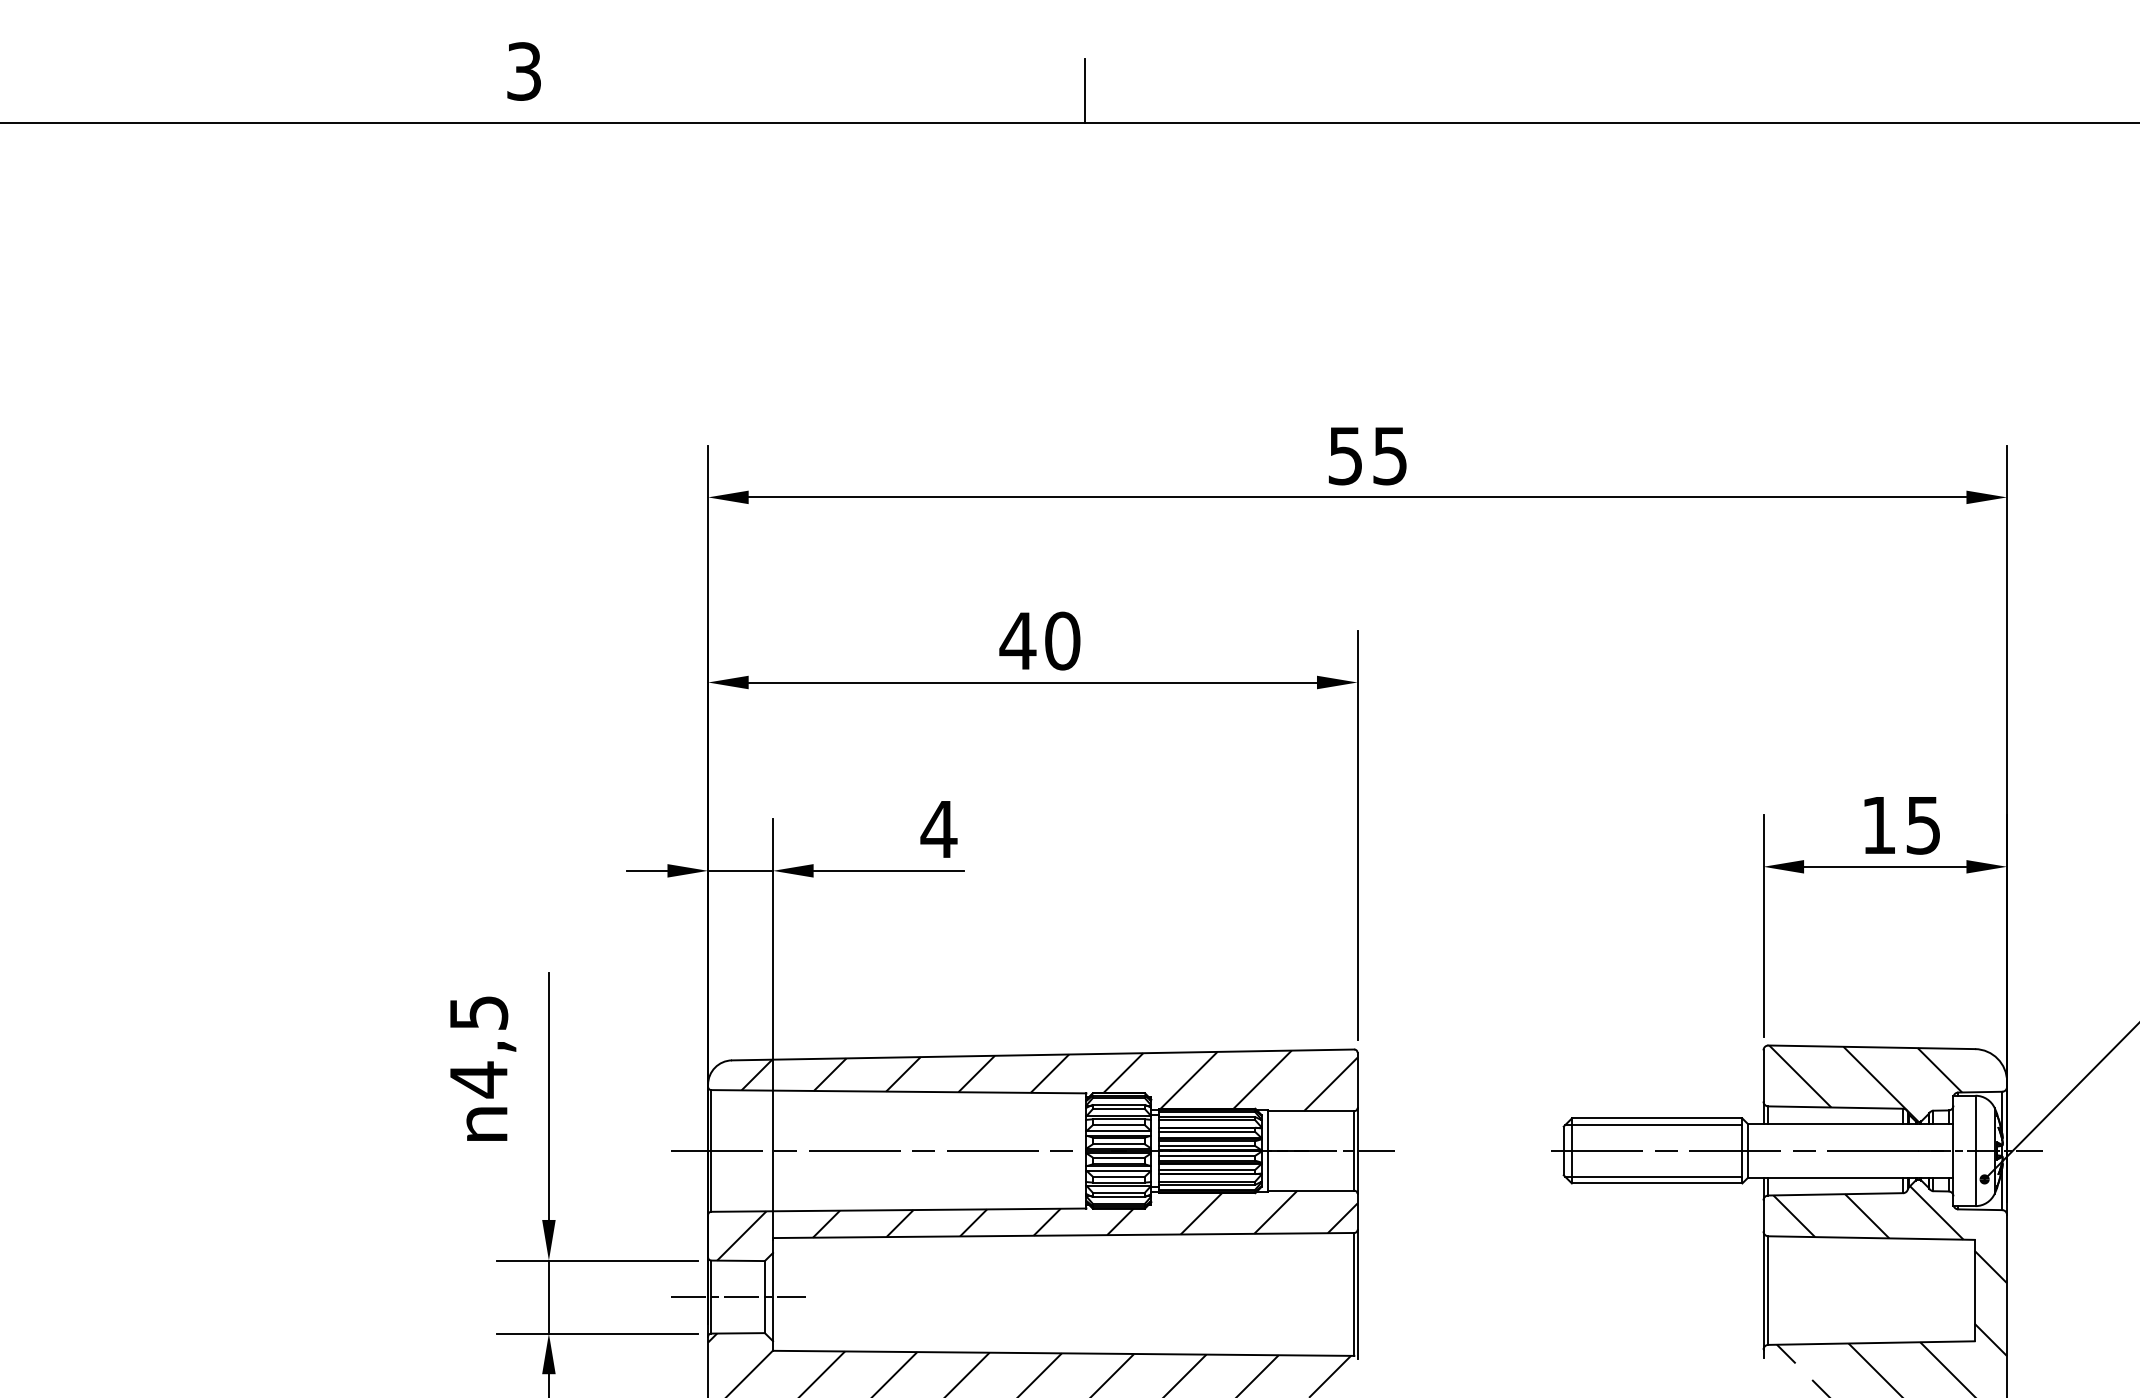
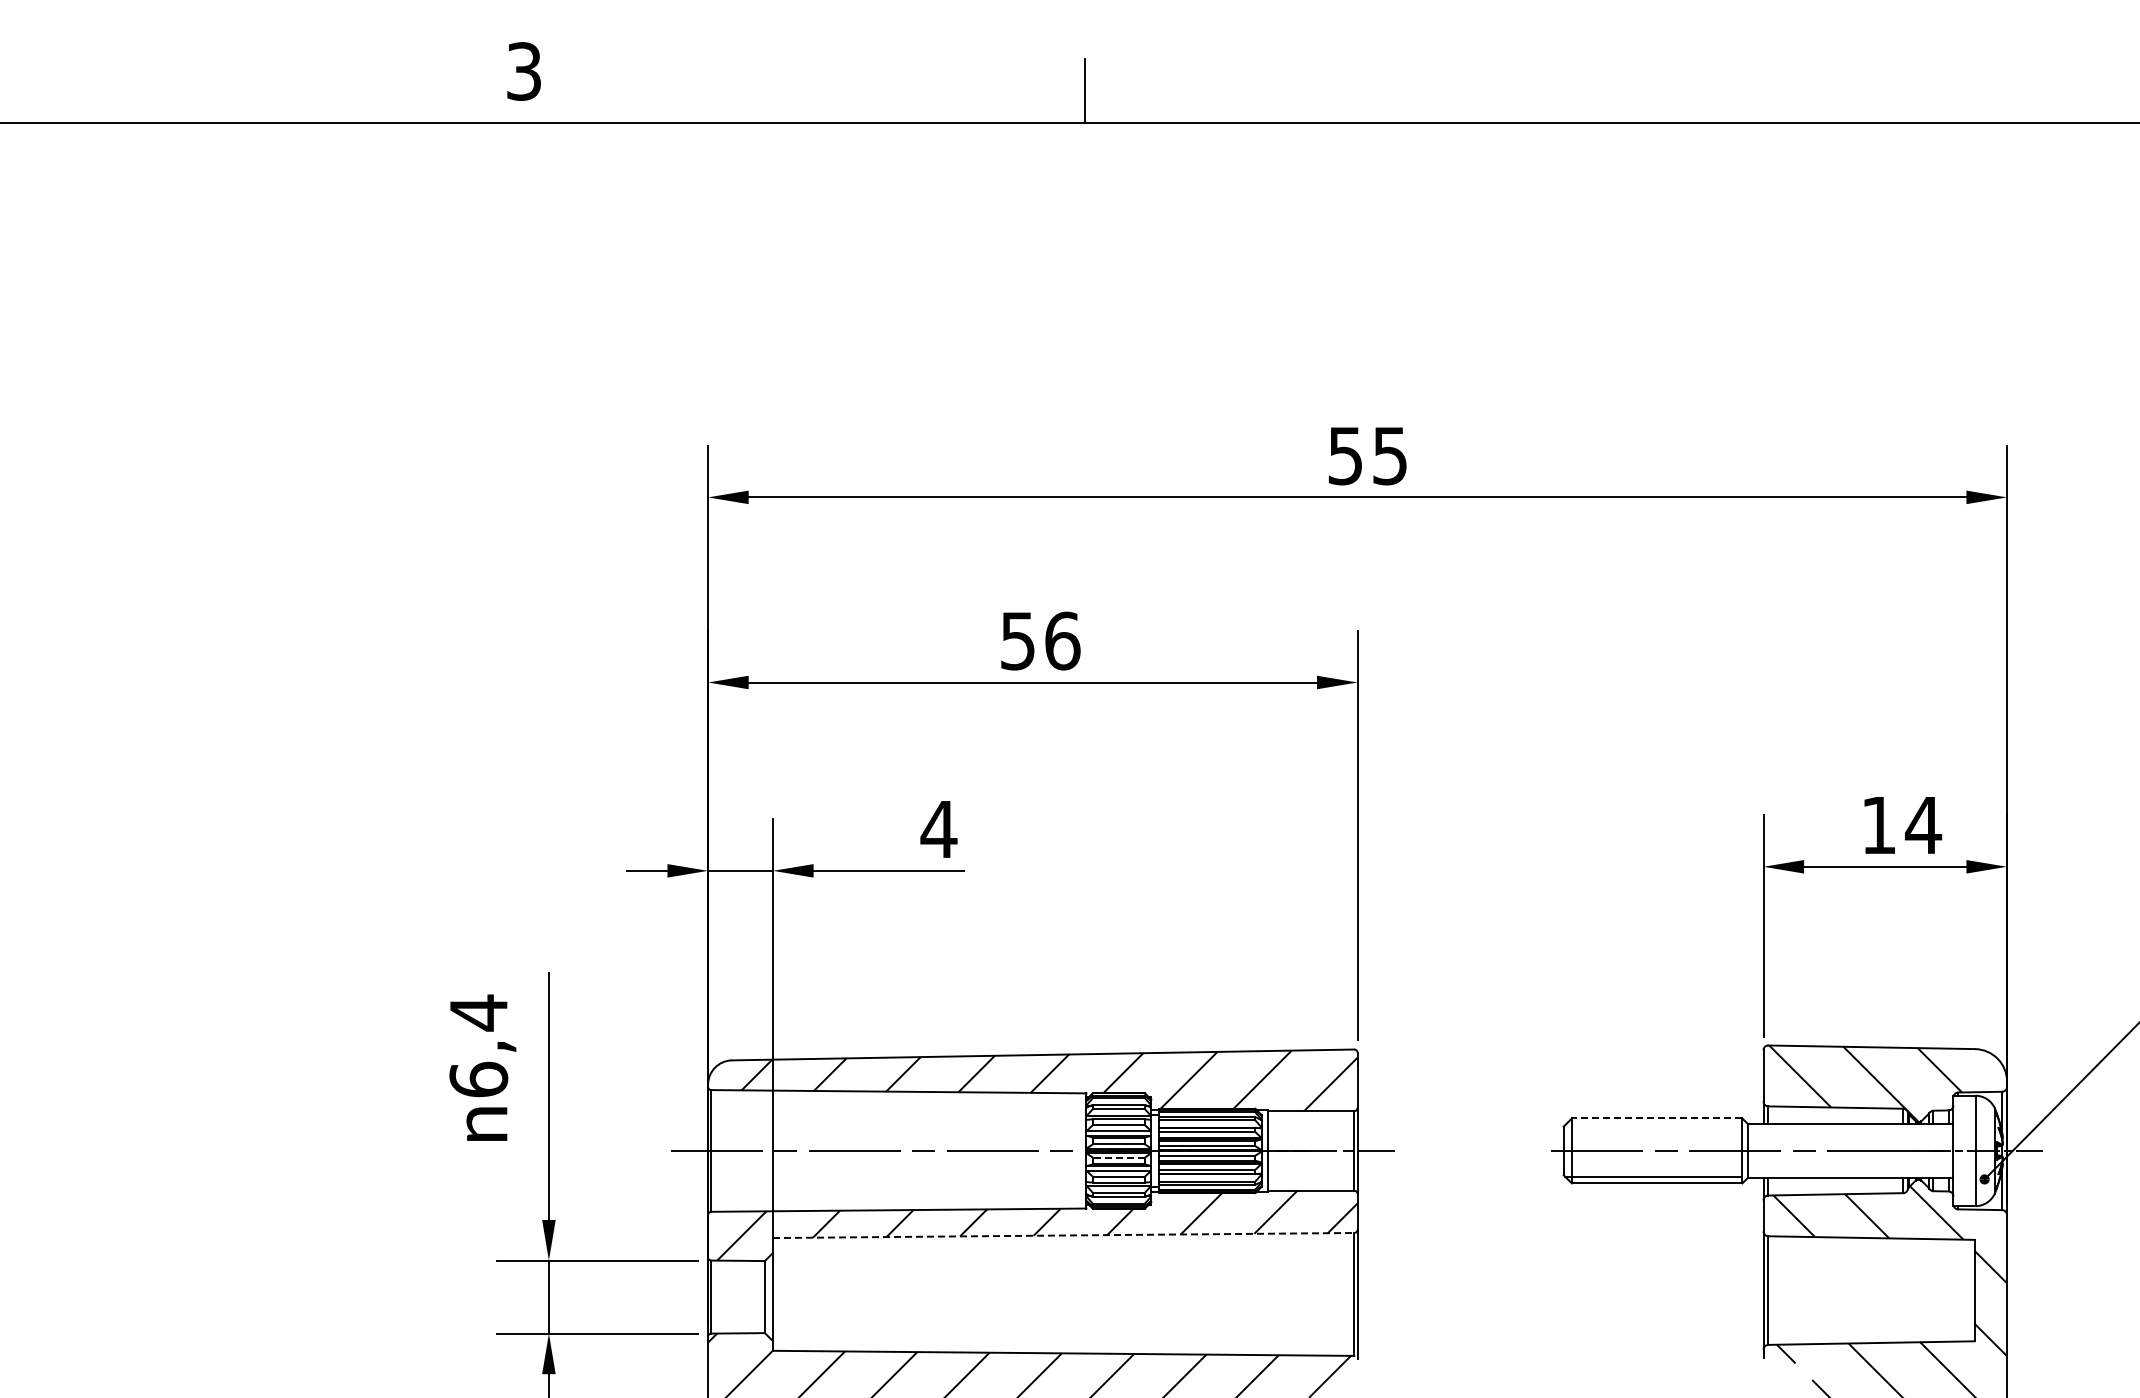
text: 40 -> 56 (1039, 640)
text: 15 -> 14 (1923, 825)
text: 4,5 -> 6,4 (478, 1046)
line: solid -> dashed (1656, 1118)
line: present -> none (1653, 1125)
line: solid -> dashed (1118, 1157)
line: solid -> dashed (1063, 1235)
line: present -> none (737, 1297)
